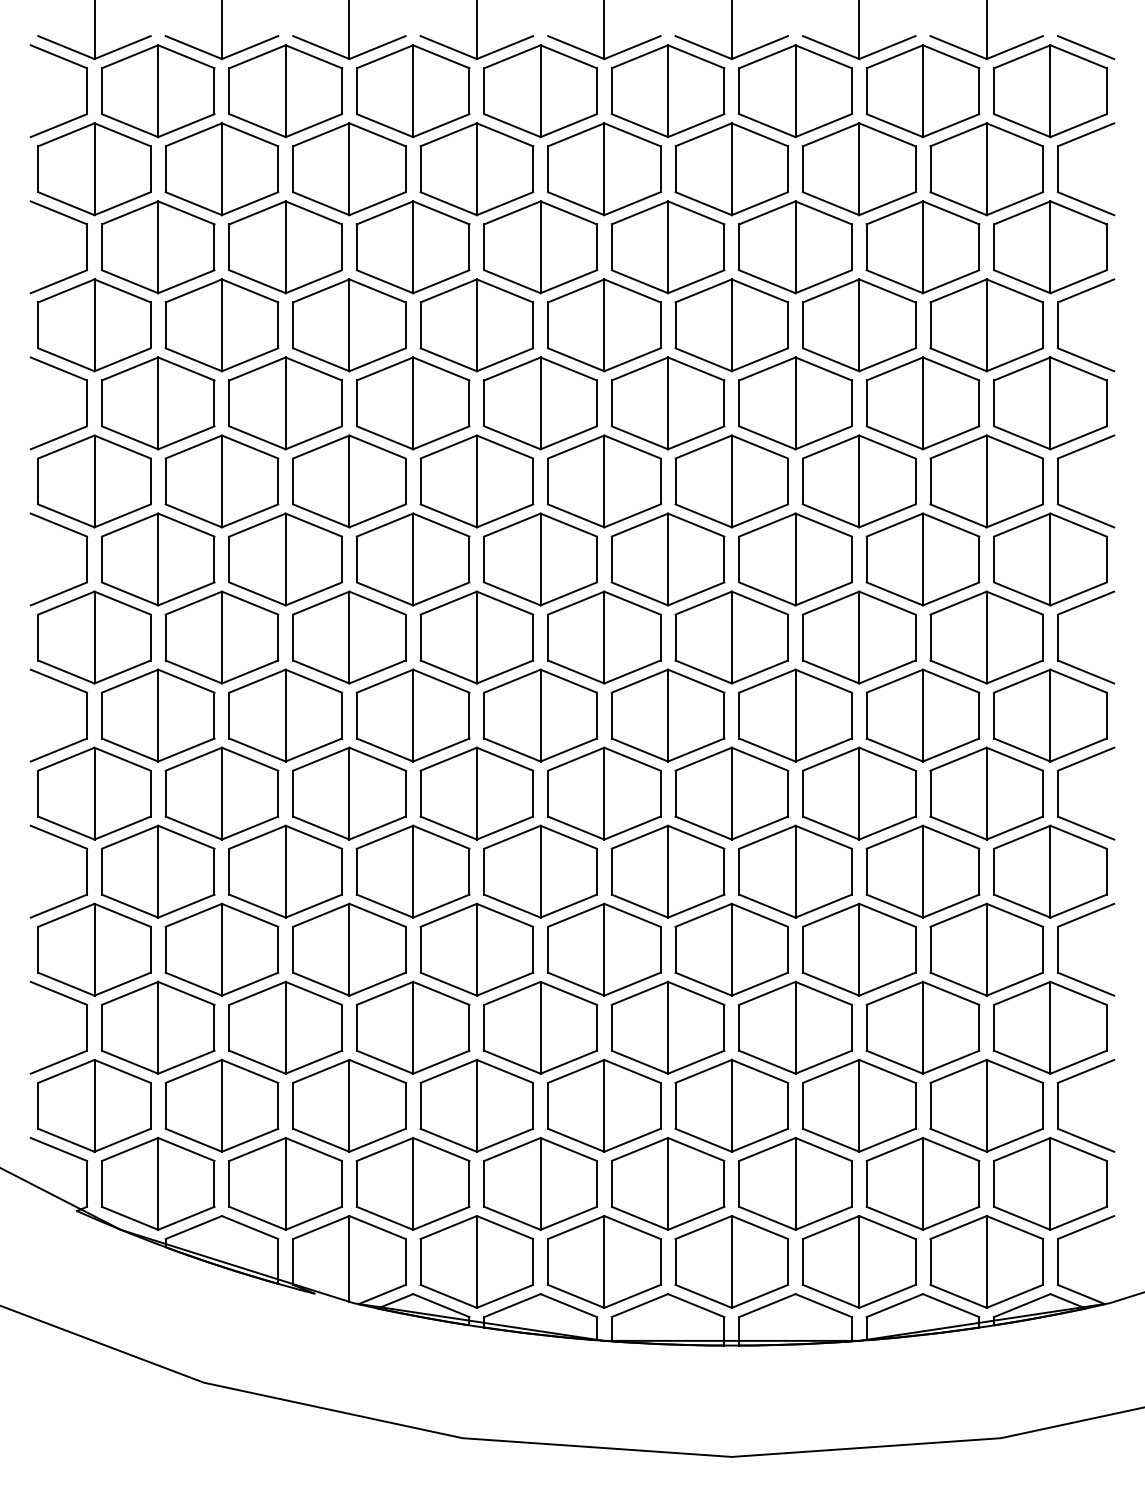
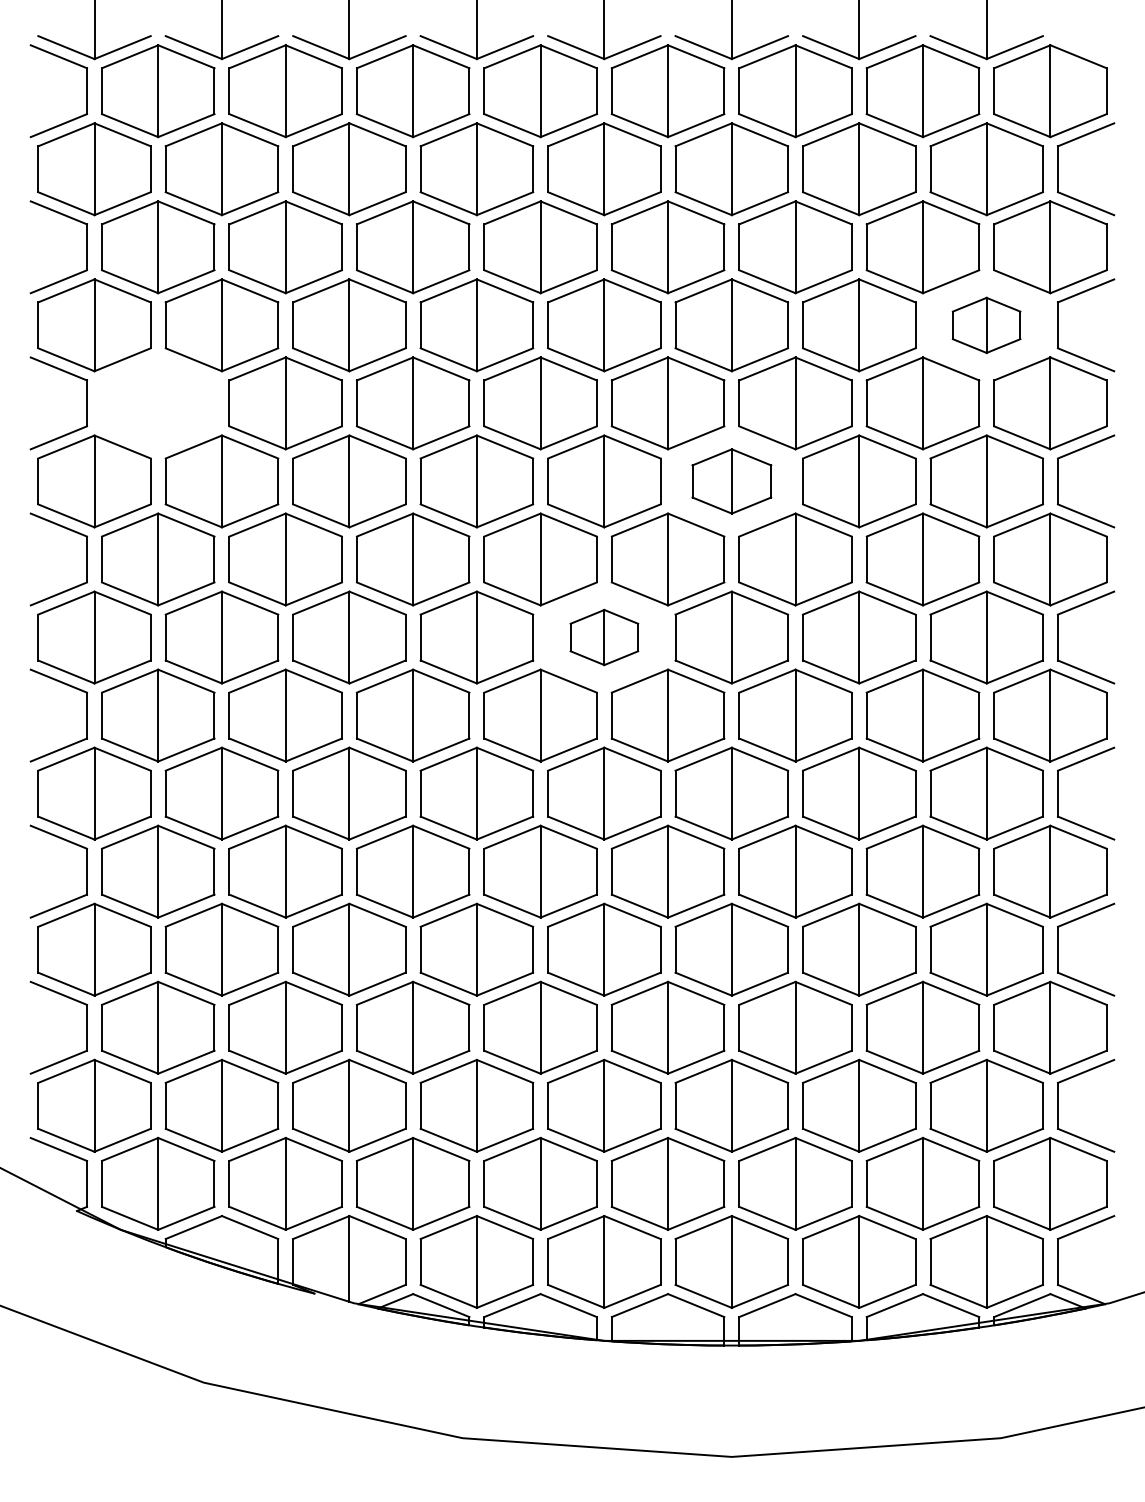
line: present -> none (1085, 47)
part size: 115x95 px -> 71x58 px (986, 324)
part: present -> none (158, 403)
part size: 116x95 px -> 82x67 px (731, 481)
part size: 115x95 px -> 71x59 px (604, 637)
